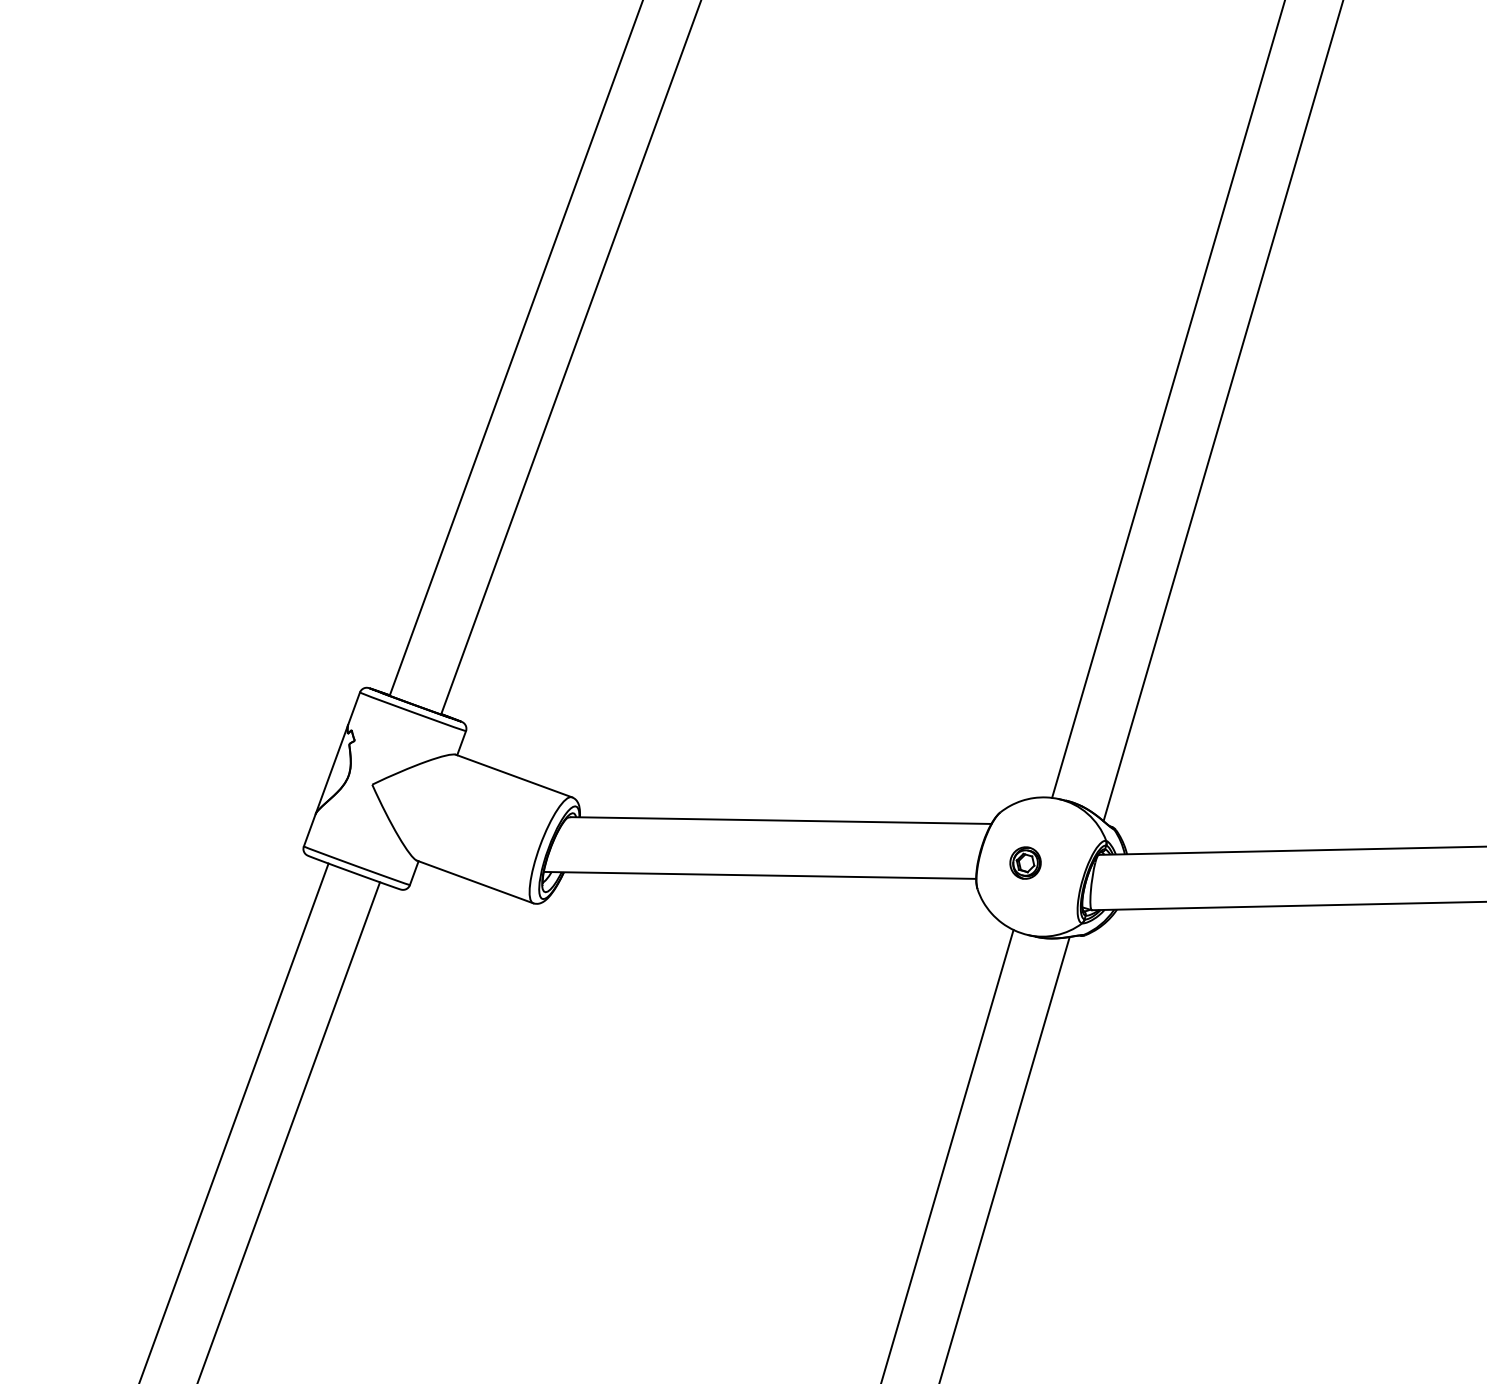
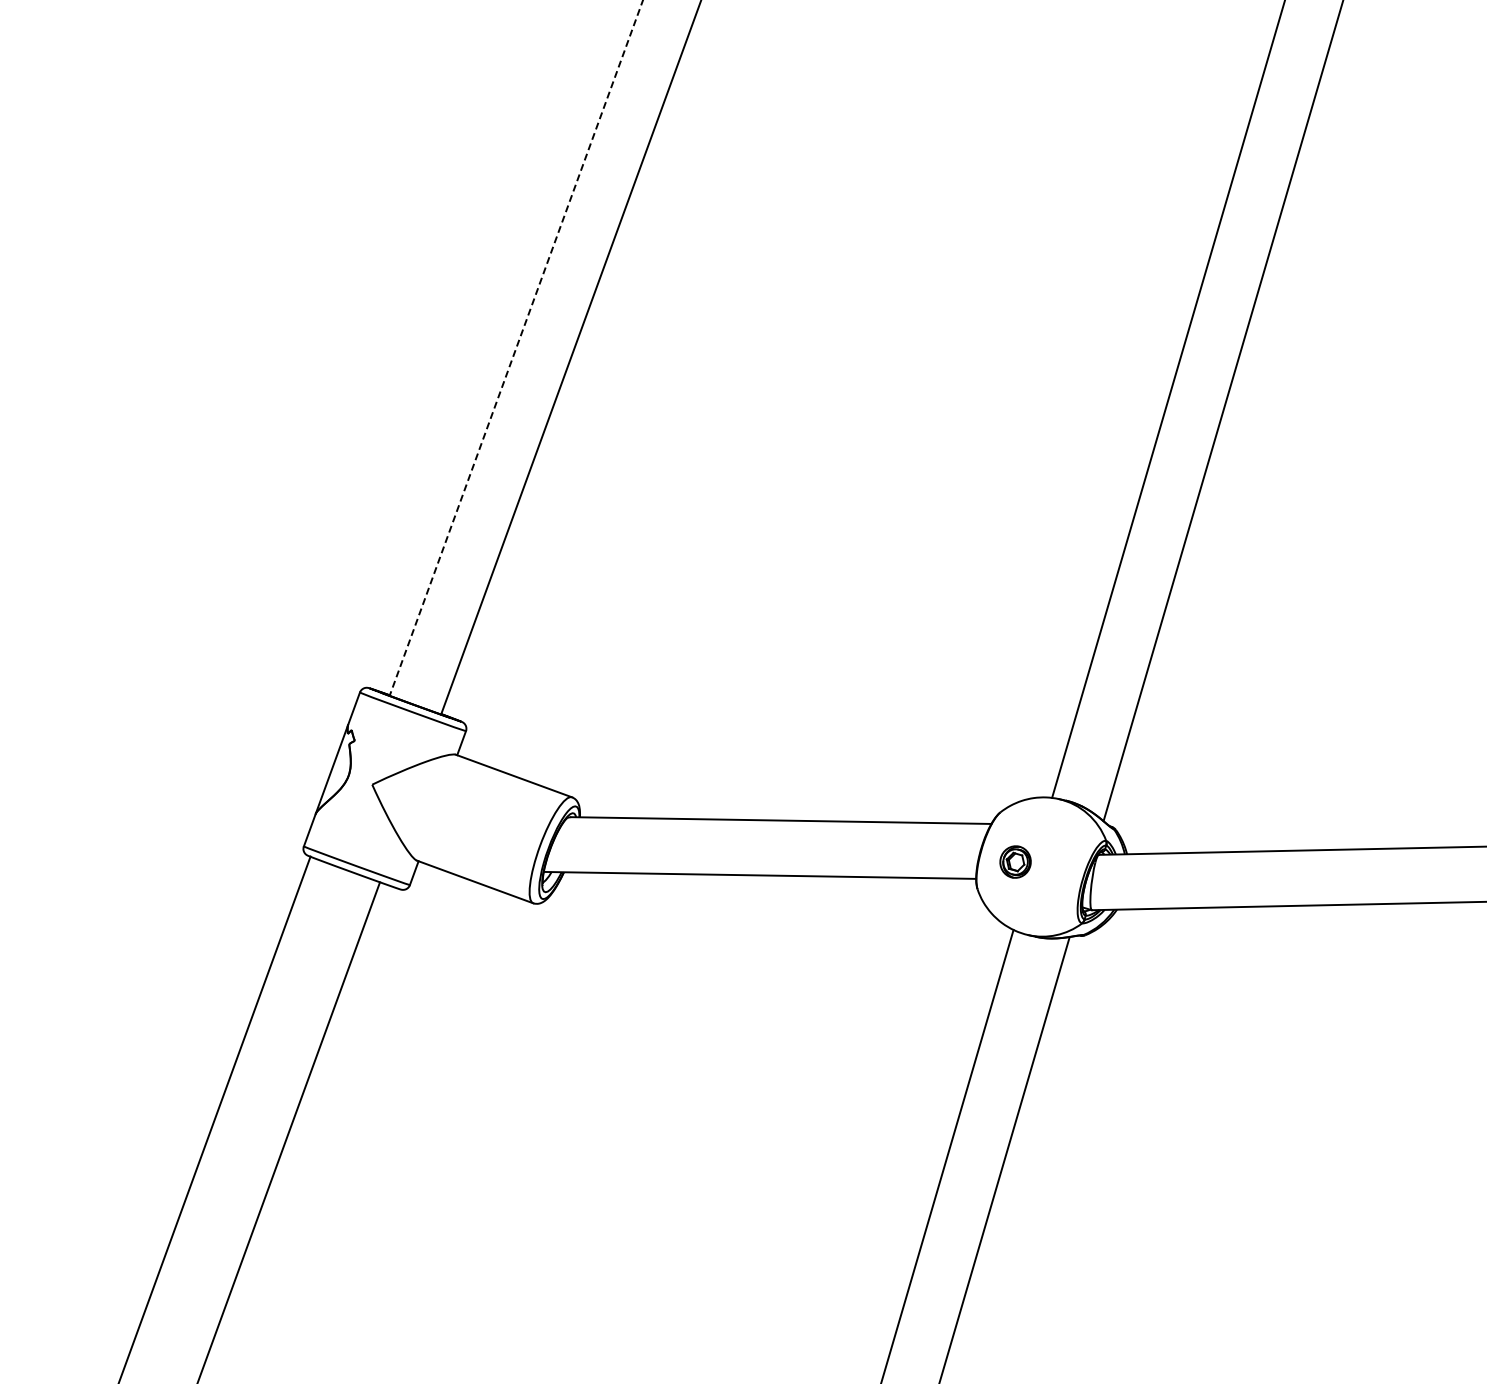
line: solid -> dashed (516, 348)
part position: (1025, 862) -> (1015, 861) (1015, 861)
line position: (234, 1121) -> (214, 1118) (214, 1118)
